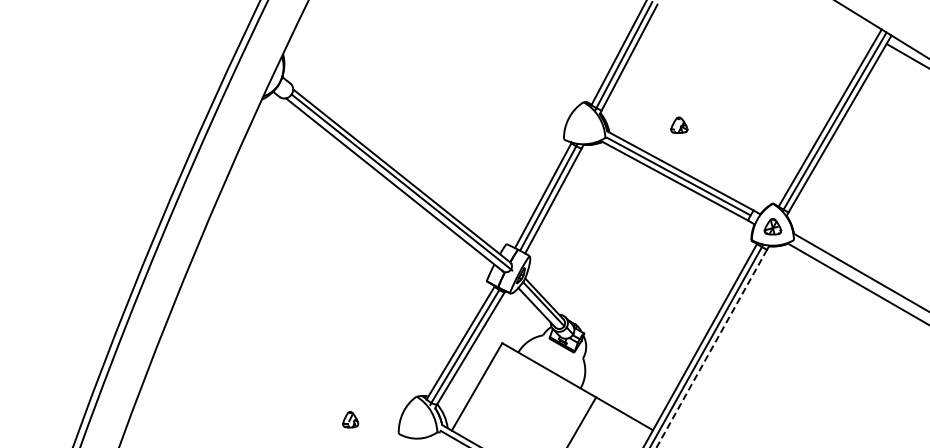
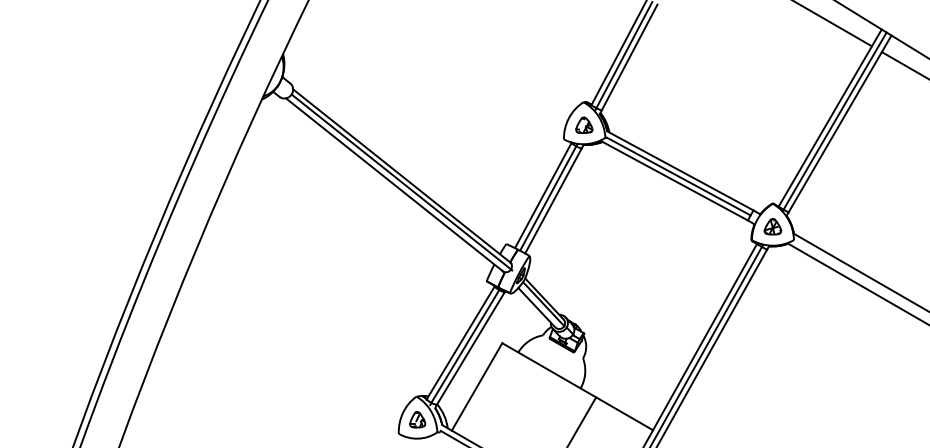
line: none -> present (833, 24)
line position: (906, 55) -> (903, 64) (903, 64)
part position: (679, 124) -> (584, 124) (584, 124)
line: dashed -> solid (711, 349)
part position: (350, 419) -> (417, 419) (417, 419)
